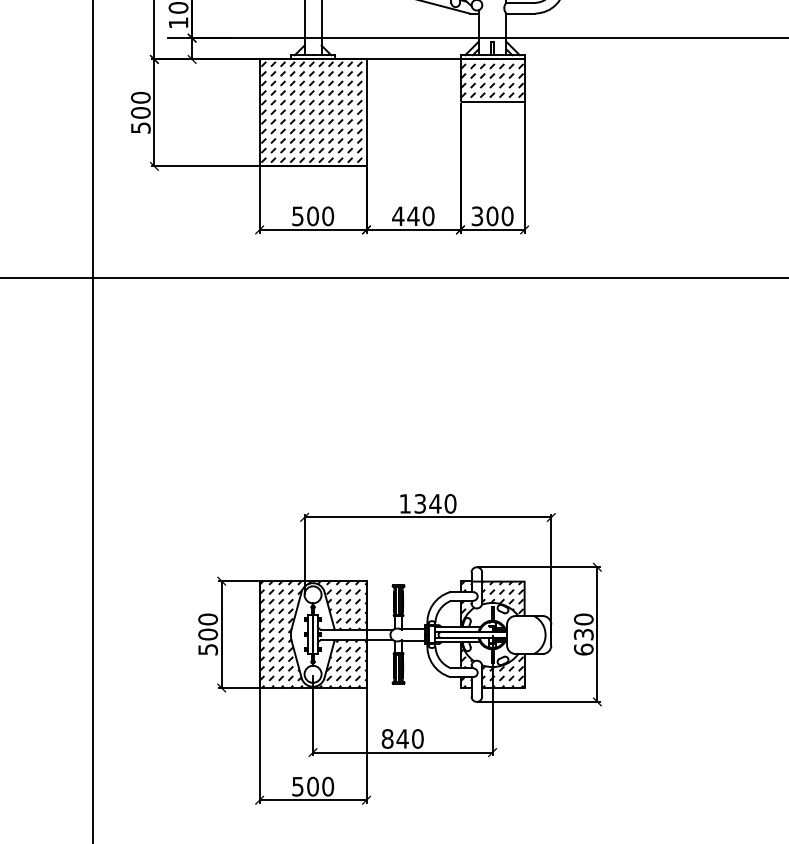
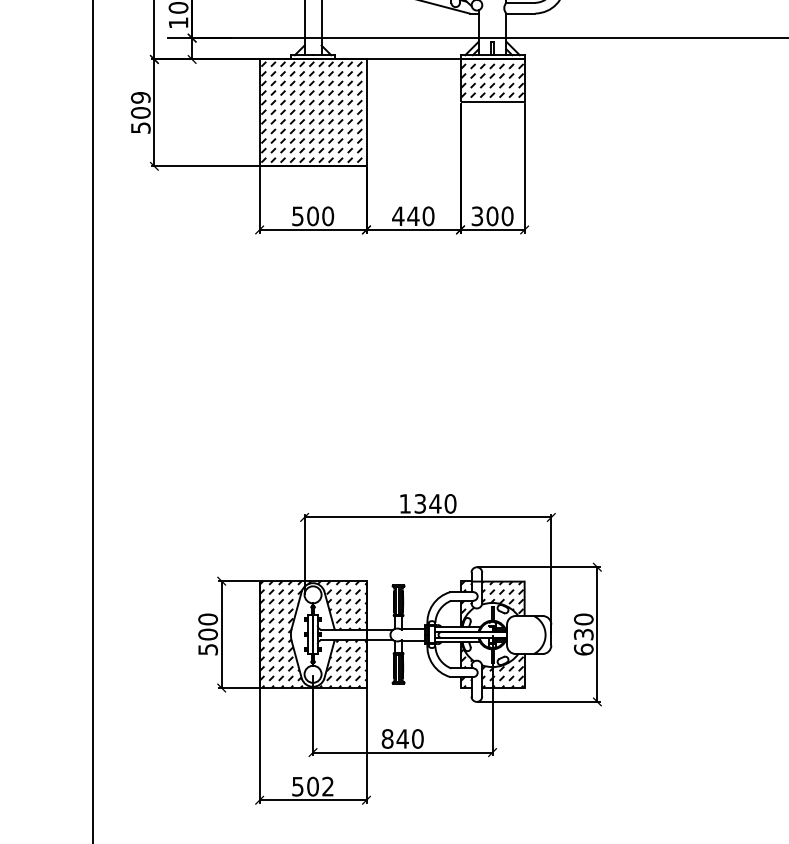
text: 500 -> 509 (140, 97)
line: present -> none (393, 277)
text: 500 -> 502 (328, 786)
